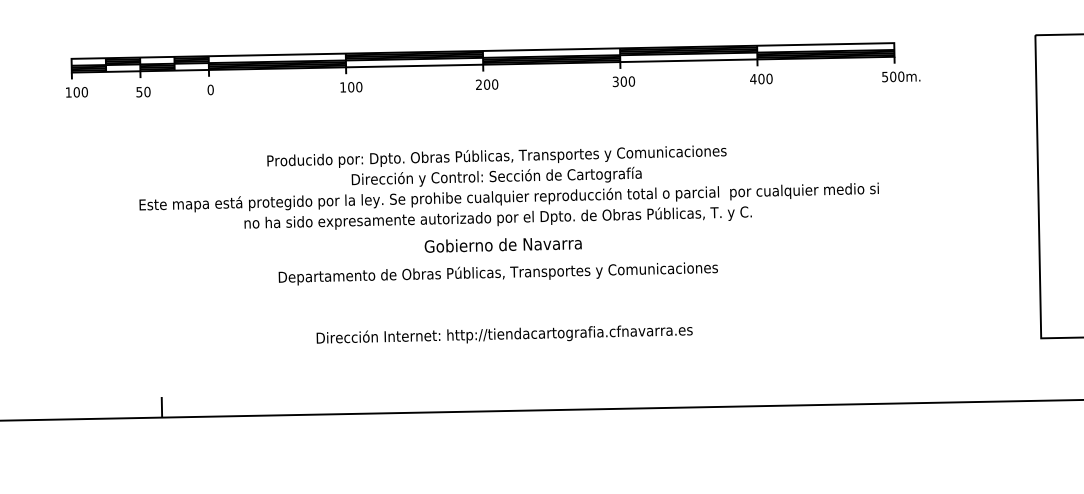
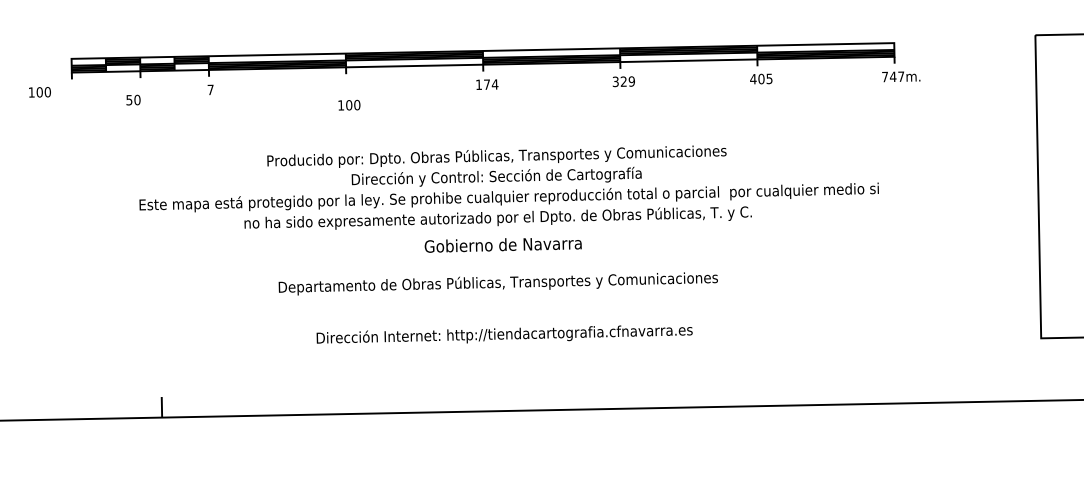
text: 500m. -> 747m. (893, 76)
text: 400 -> 405 (769, 78)
text: 300 -> 329 (627, 81)
text: 200 -> 174 (487, 84)
text position: (351, 86) -> (349, 104) (349, 104)
text: 0 -> 7 (210, 89)
text position: (143, 91) -> (133, 99) (133, 99)
text position: (76, 92) -> (39, 92) (39, 92)
text position: (497, 273) -> (497, 283) (497, 283)
